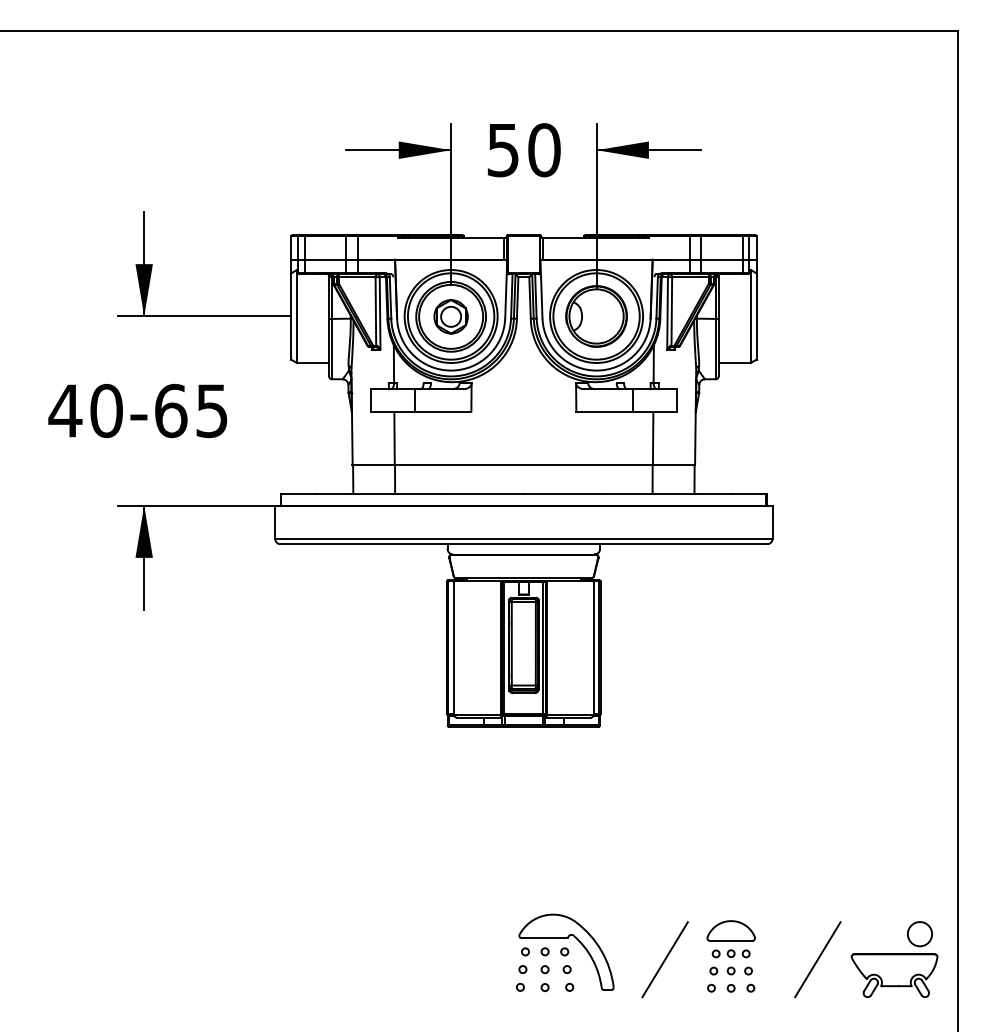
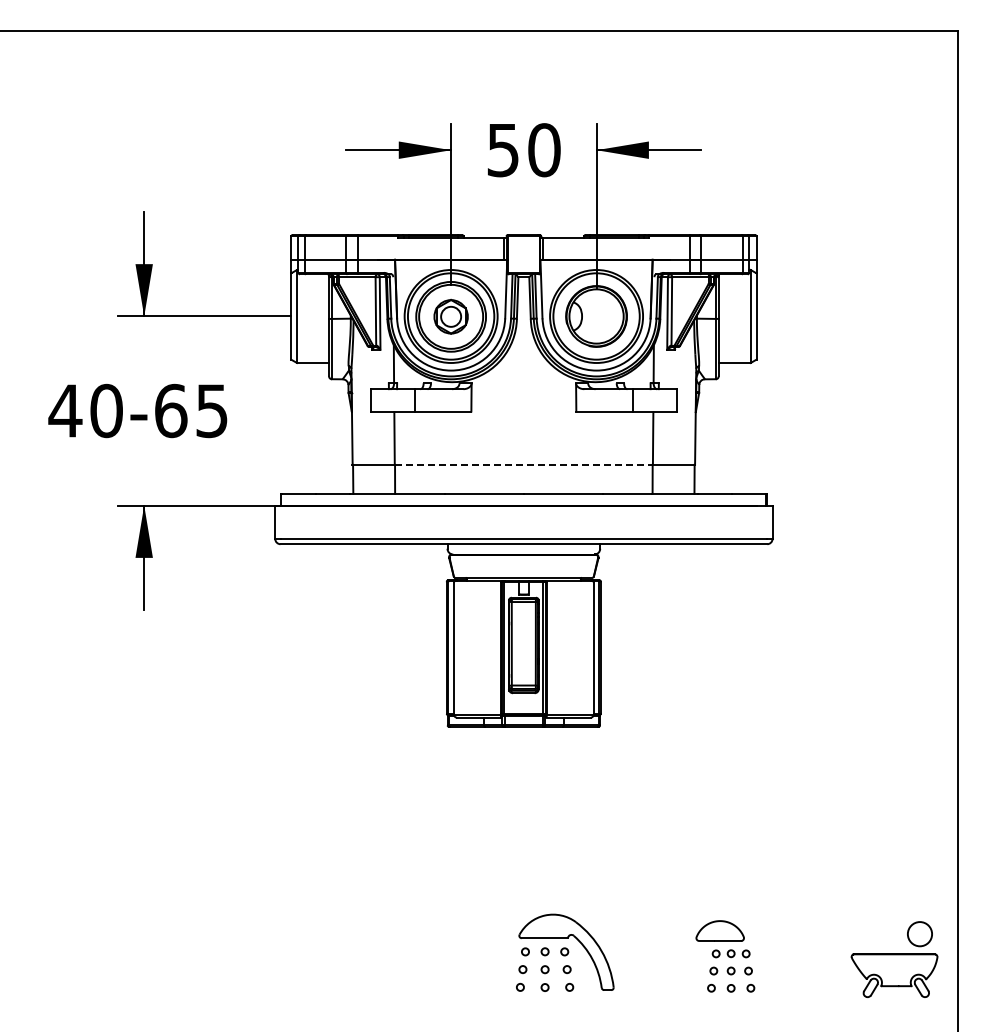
line: solid -> dashed (524, 464)
part position: (730, 930) -> (719, 930) (719, 930)
line: present -> none (664, 959)
line: present -> none (817, 959)
